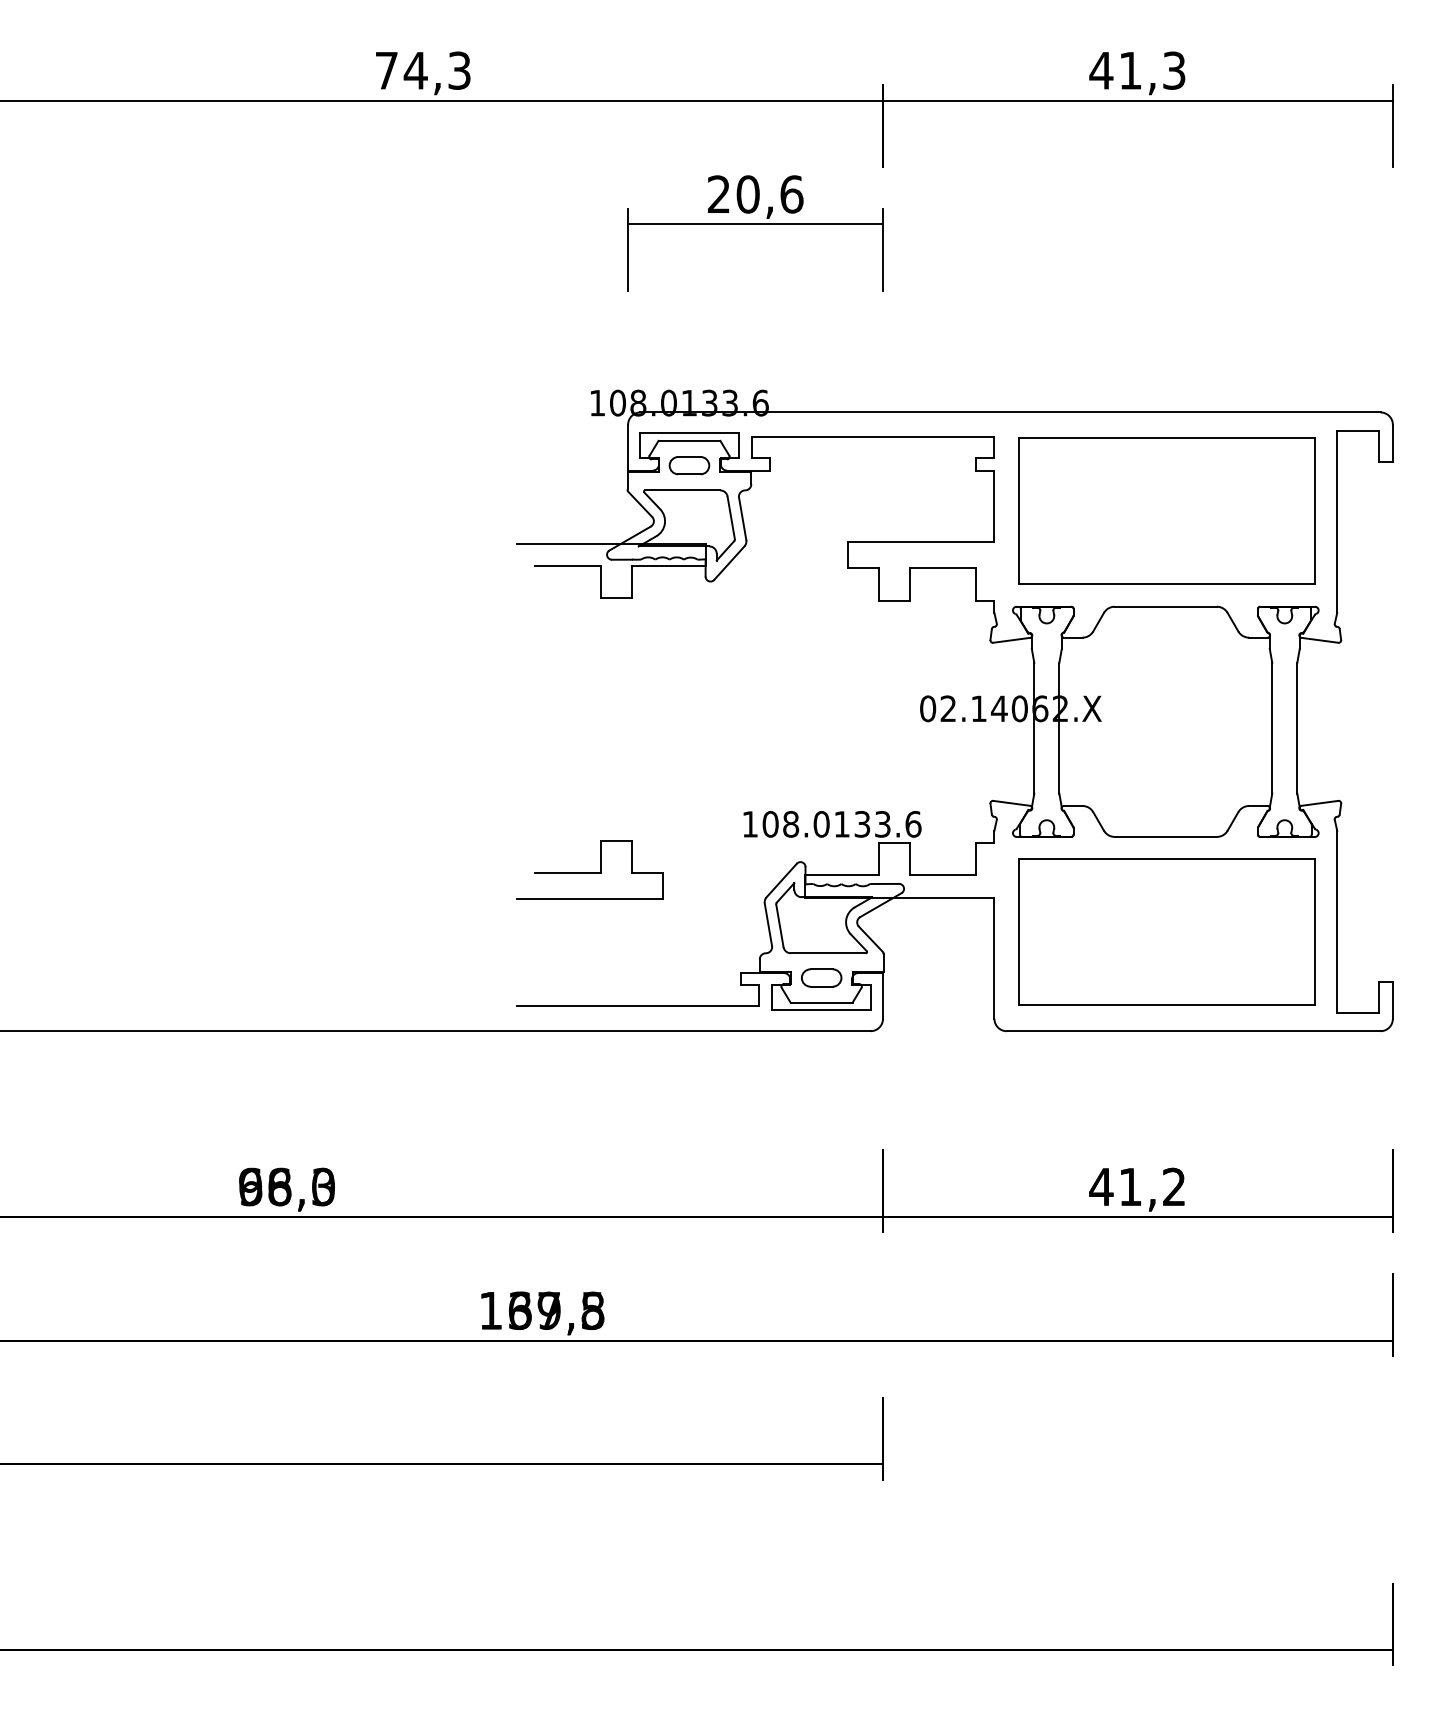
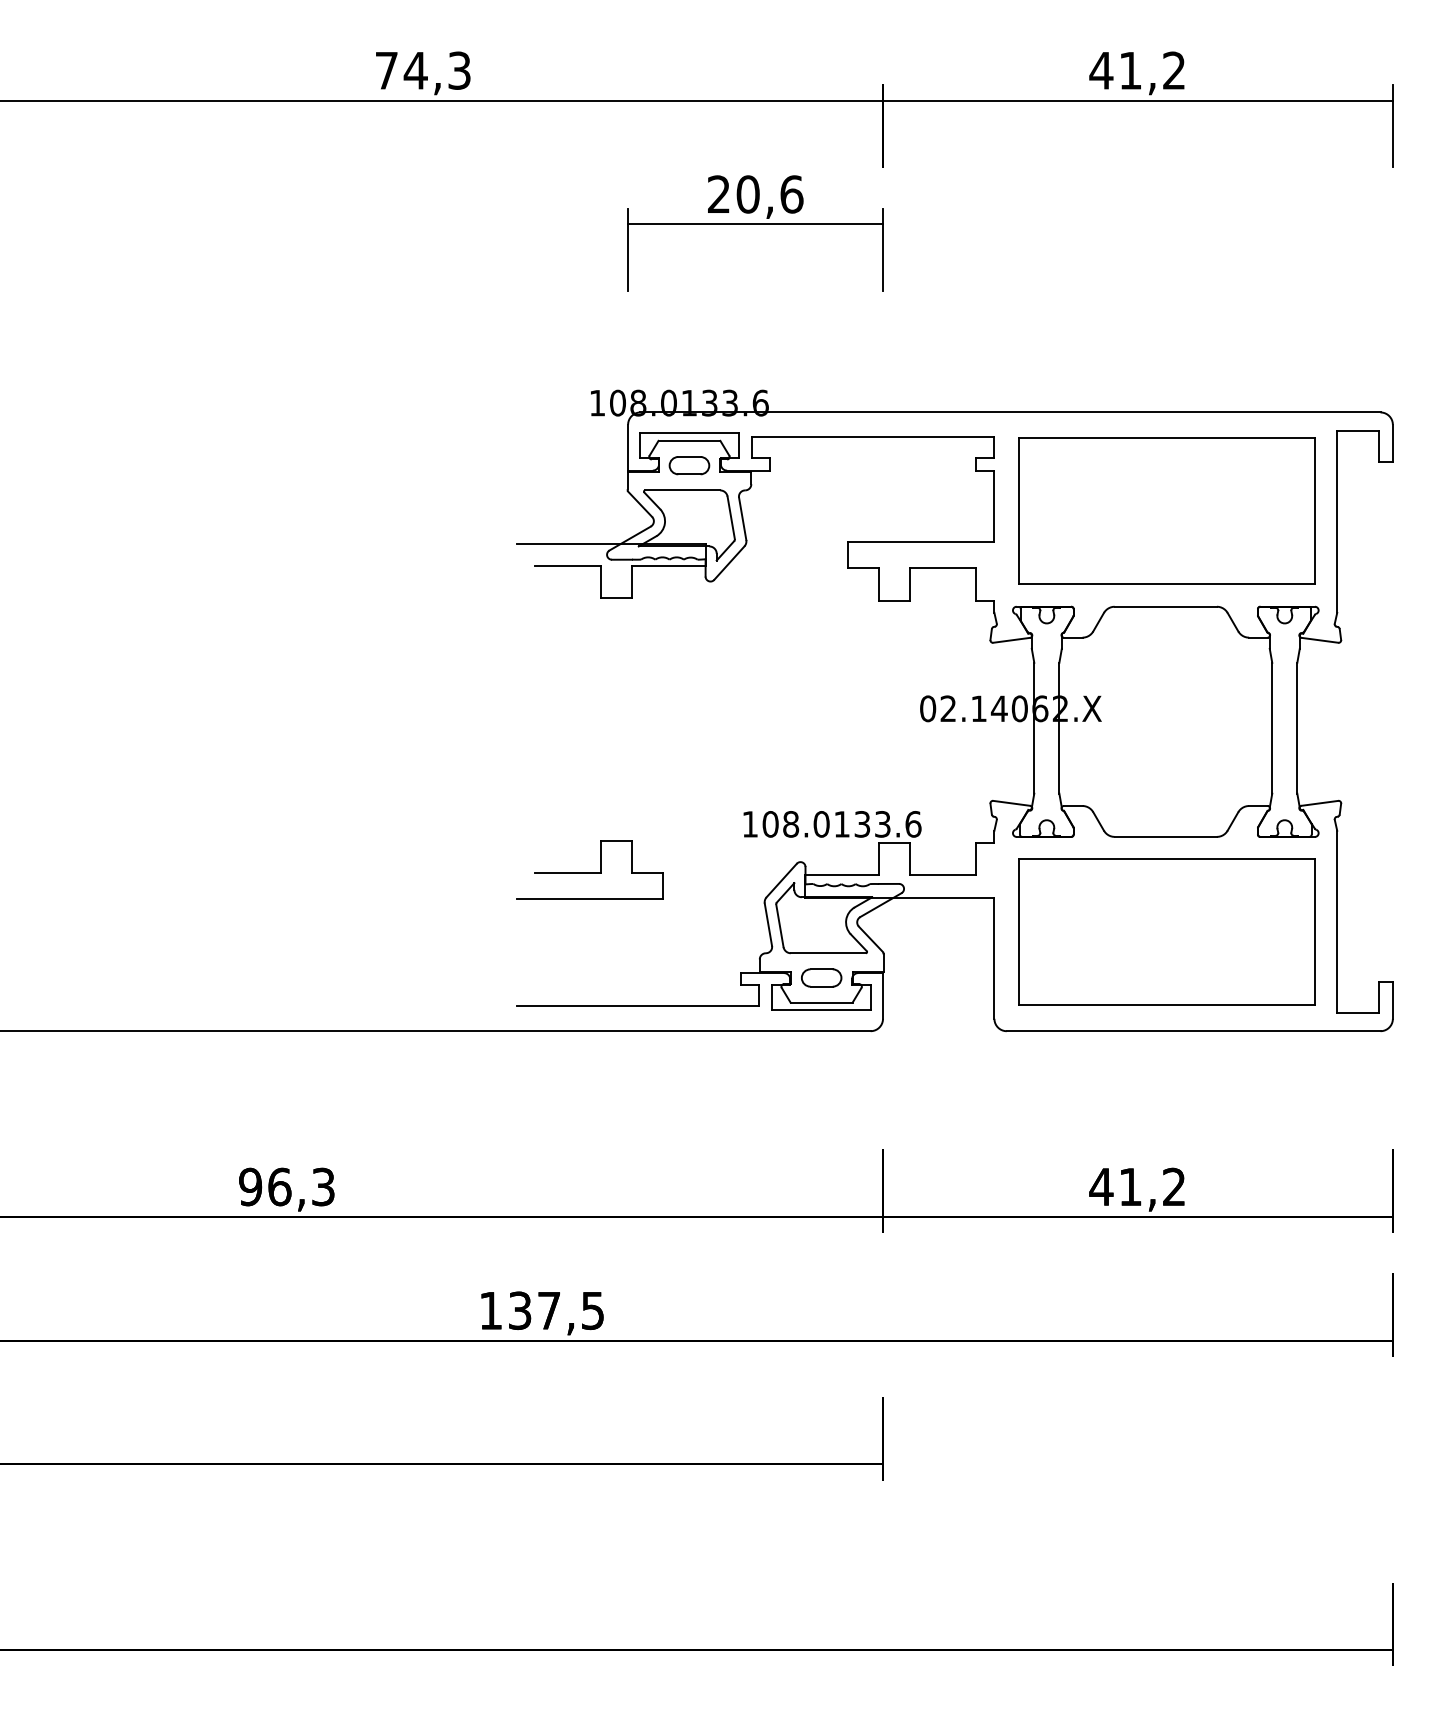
text: 41,3 -> 41,2 (1174, 70)
text: 68,0 -> 96,3 (286, 1186)
text: 169,8 -> 137,5 (556, 1310)
